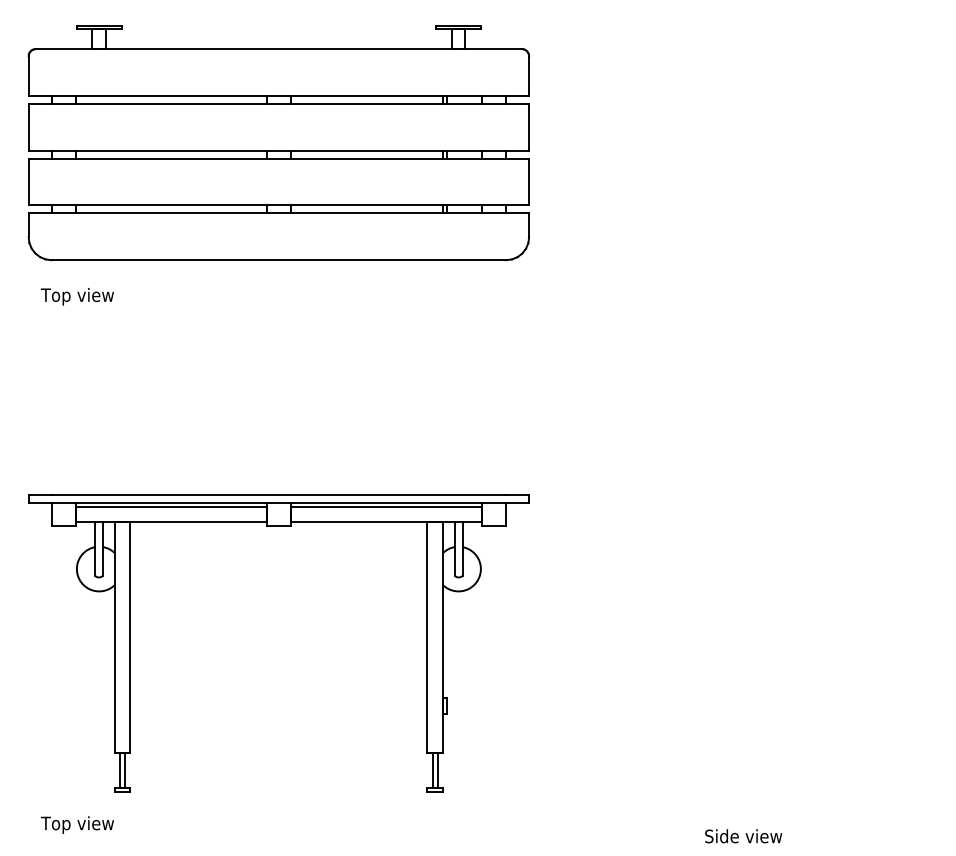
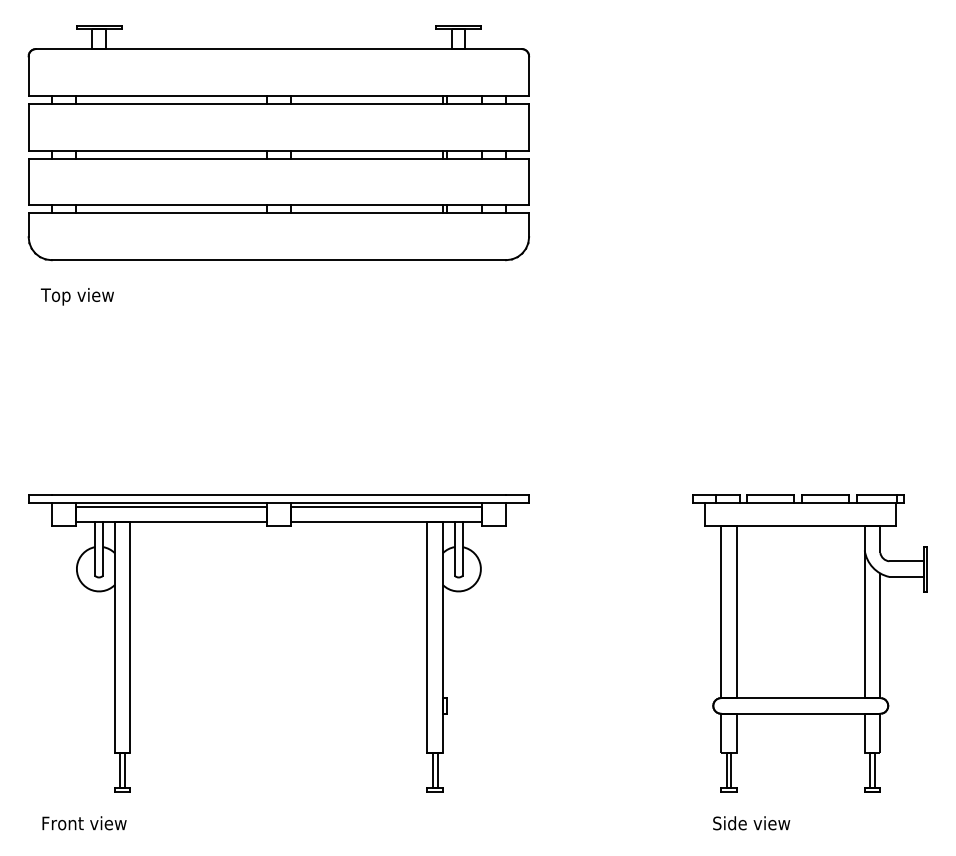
part: none -> present (809, 643)
text: Top view -> Front view (83, 824)
text position: (743, 836) -> (751, 823) (751, 823)
